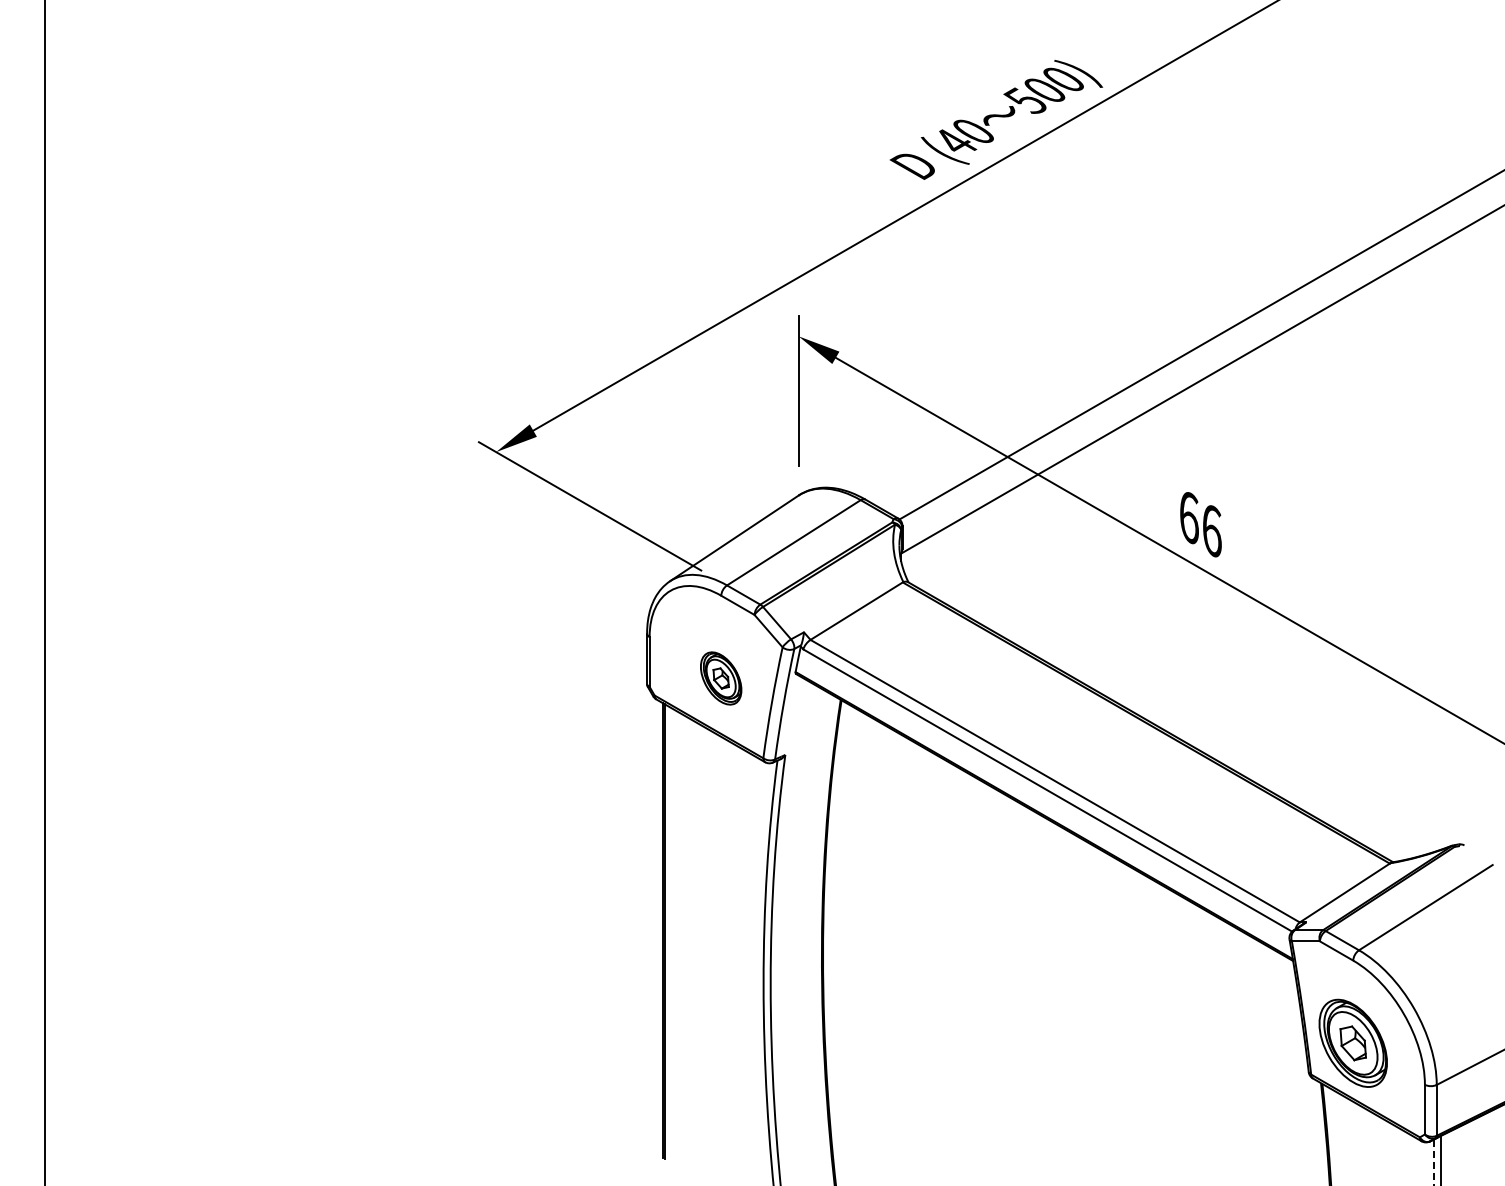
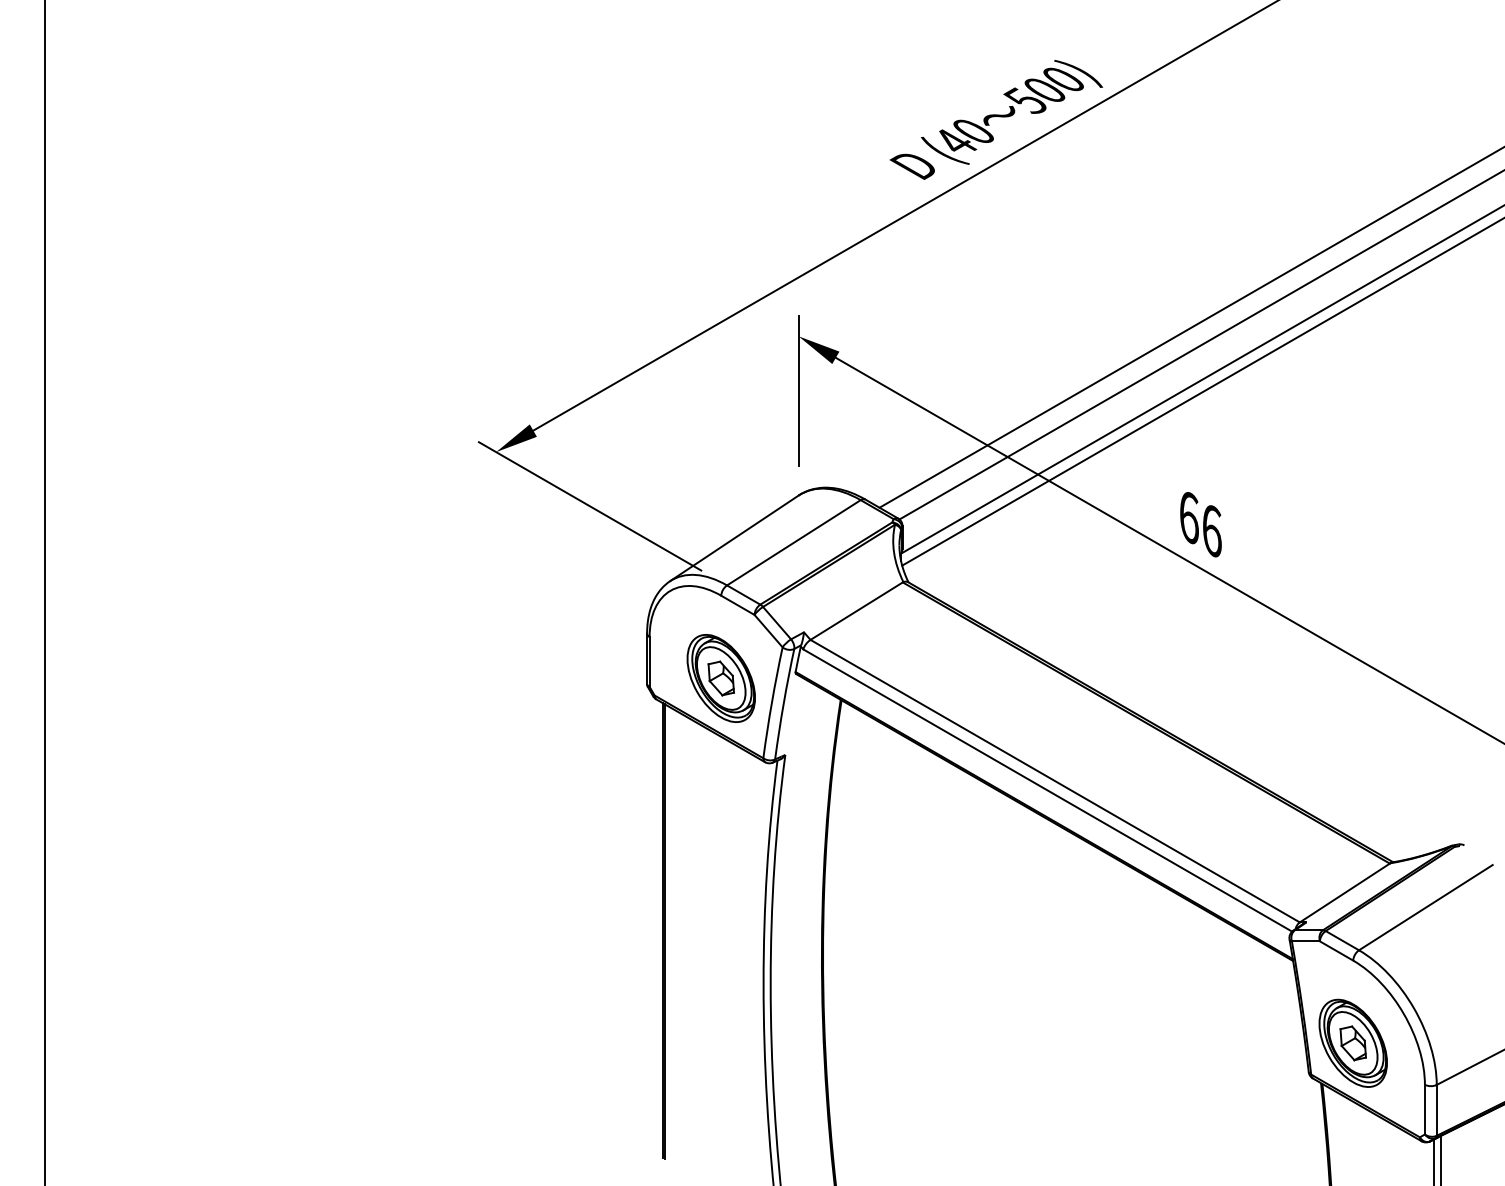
line: none -> present (1190, 327)
line: none -> present (1201, 392)
part size: 43x55 px -> 70x89 px (720, 678)
line: dashed -> solid (1433, 1162)
